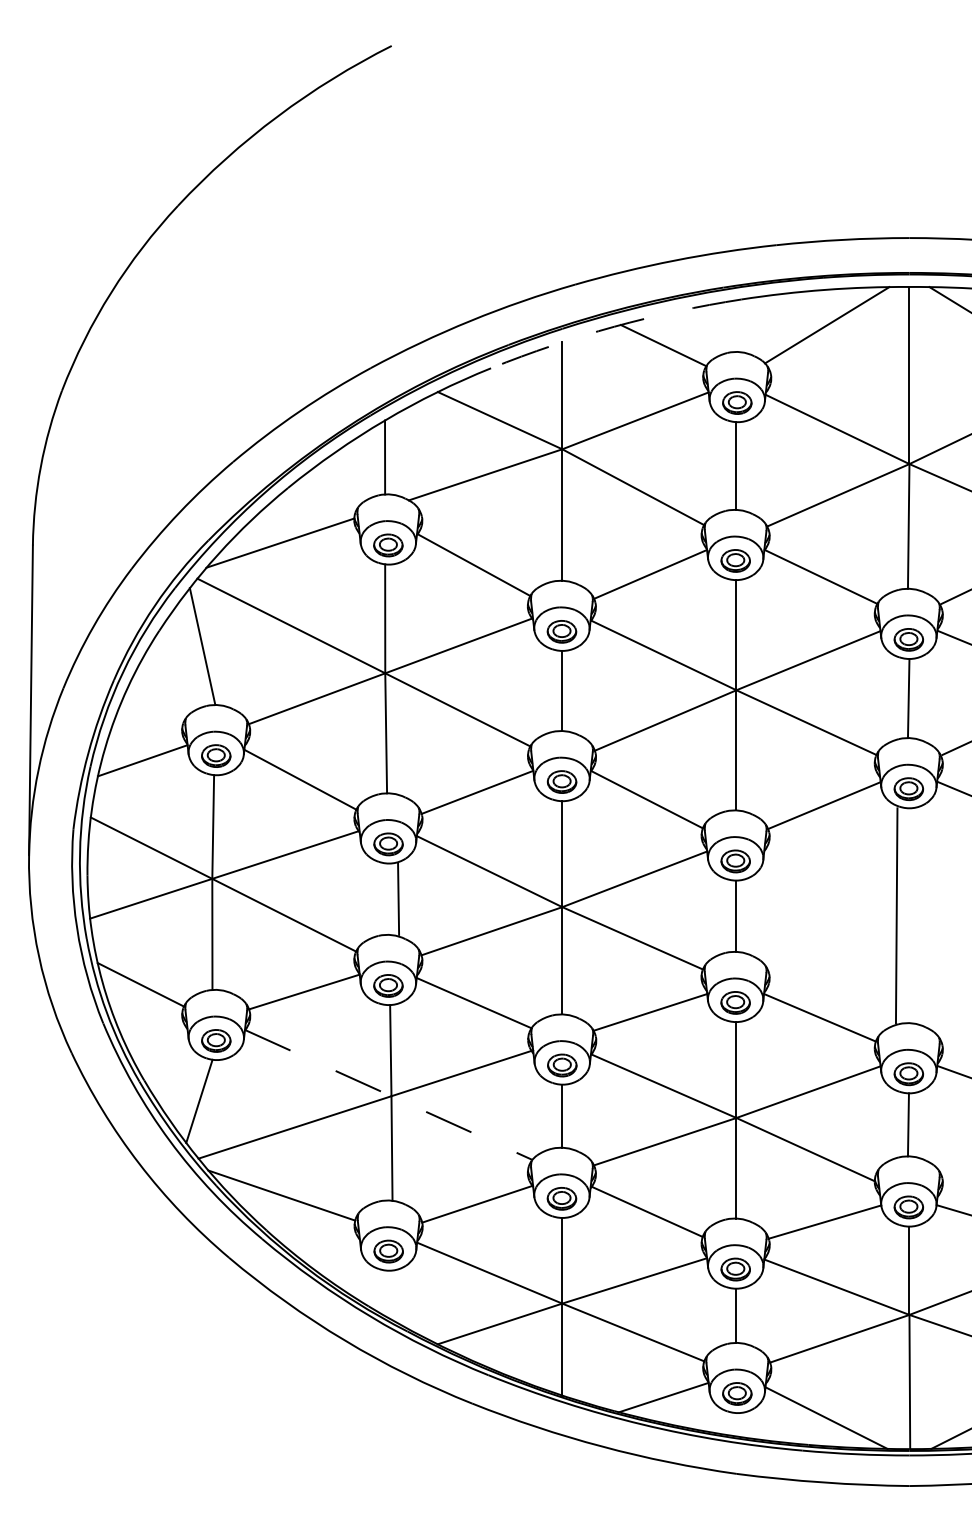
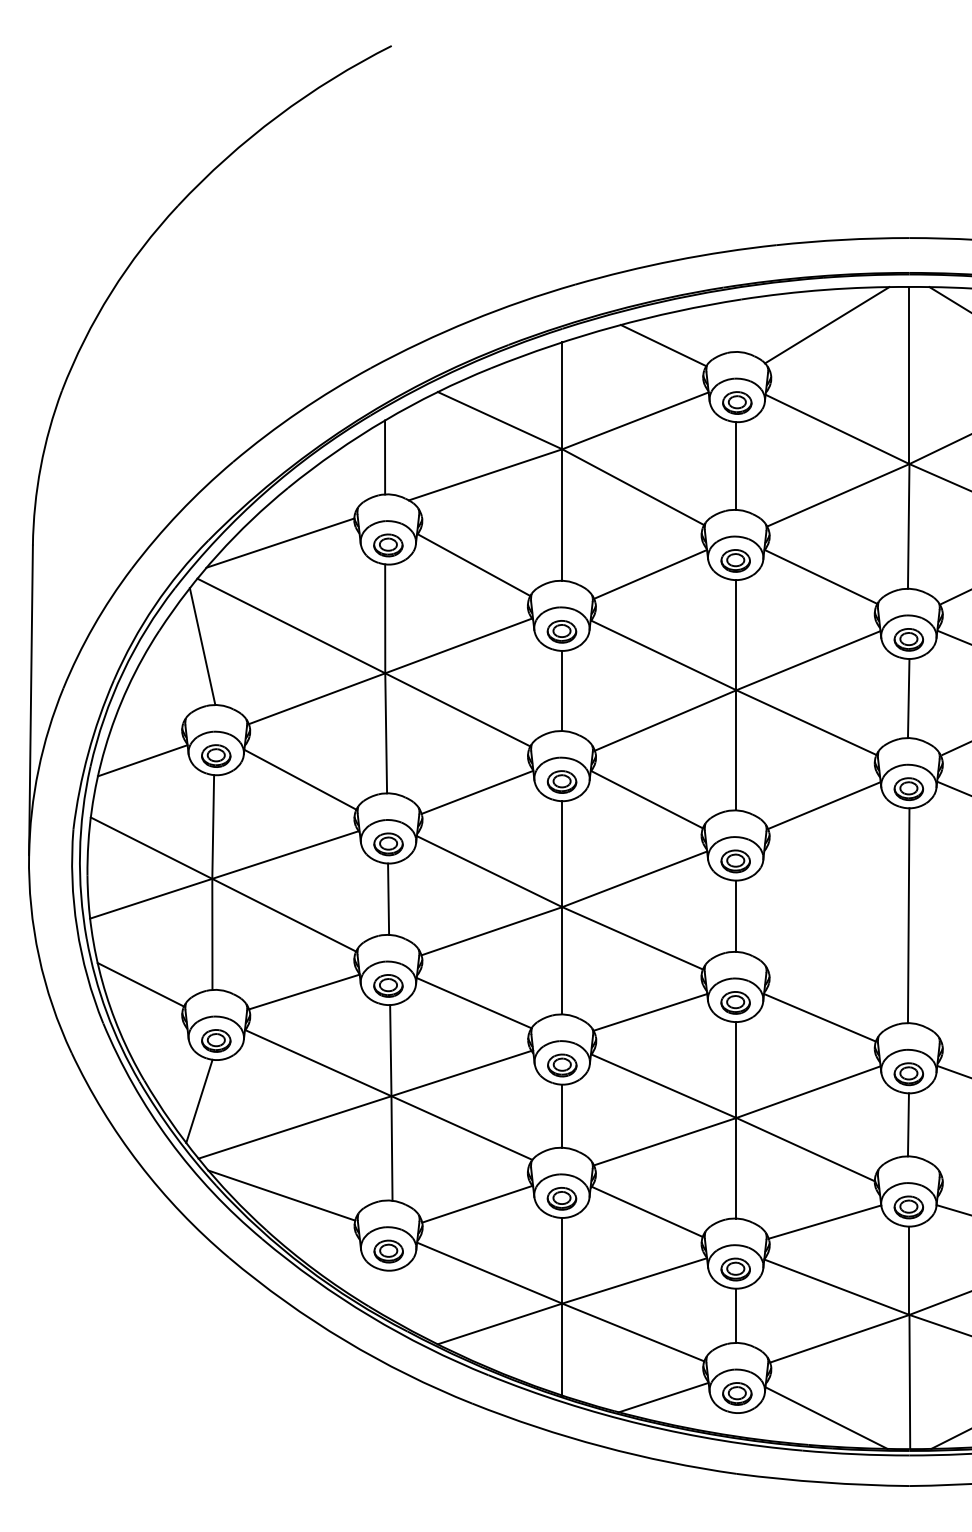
arc: dashed -> solid (614, 326)
line position: (398, 898) -> (388, 898) (388, 898)
line position: (896, 915) -> (908, 915) (908, 915)
line: dashed -> solid (388, 1094)
